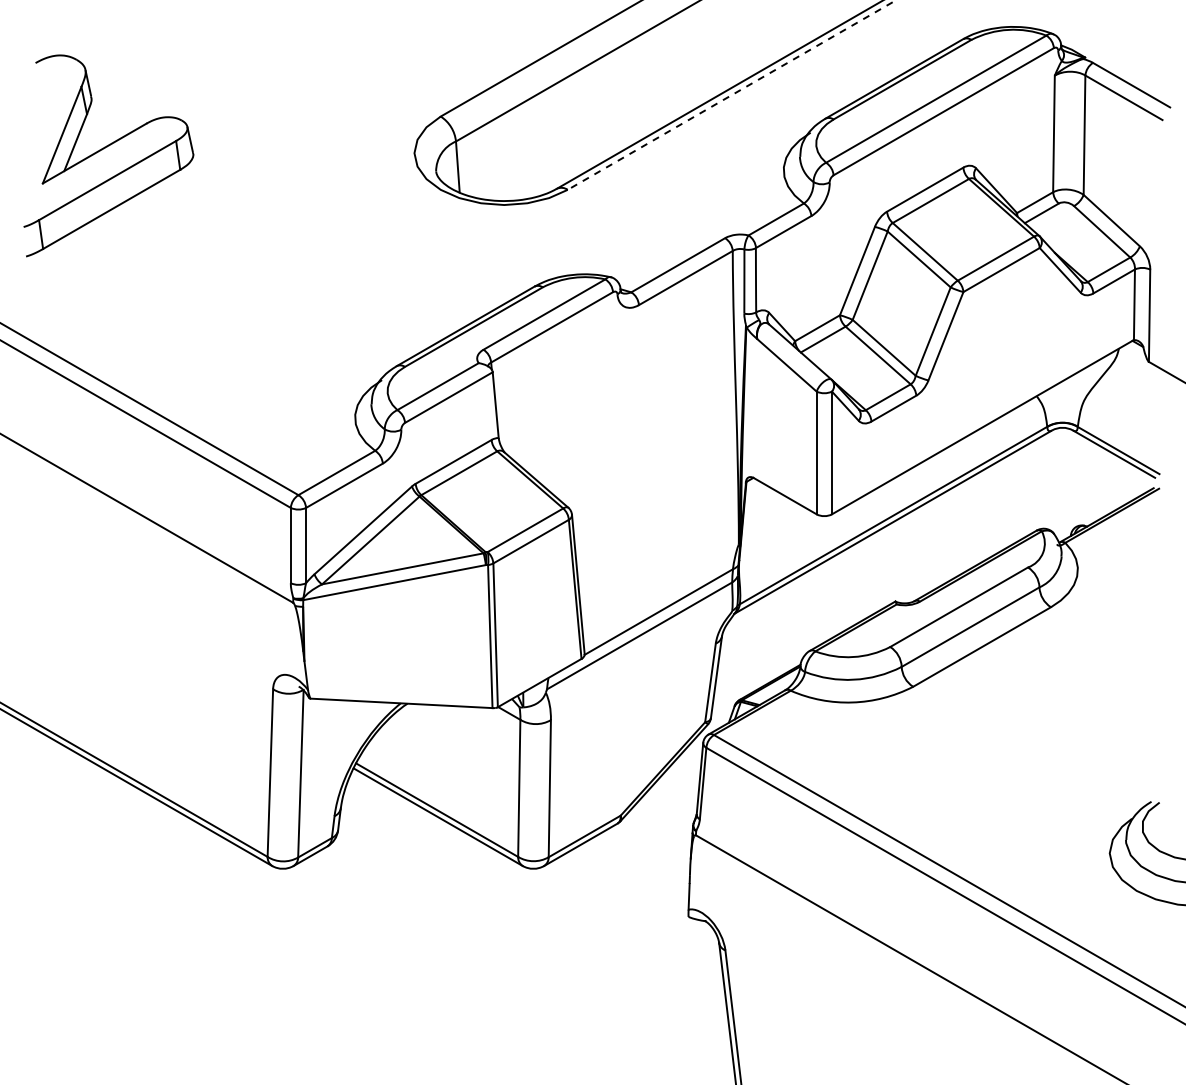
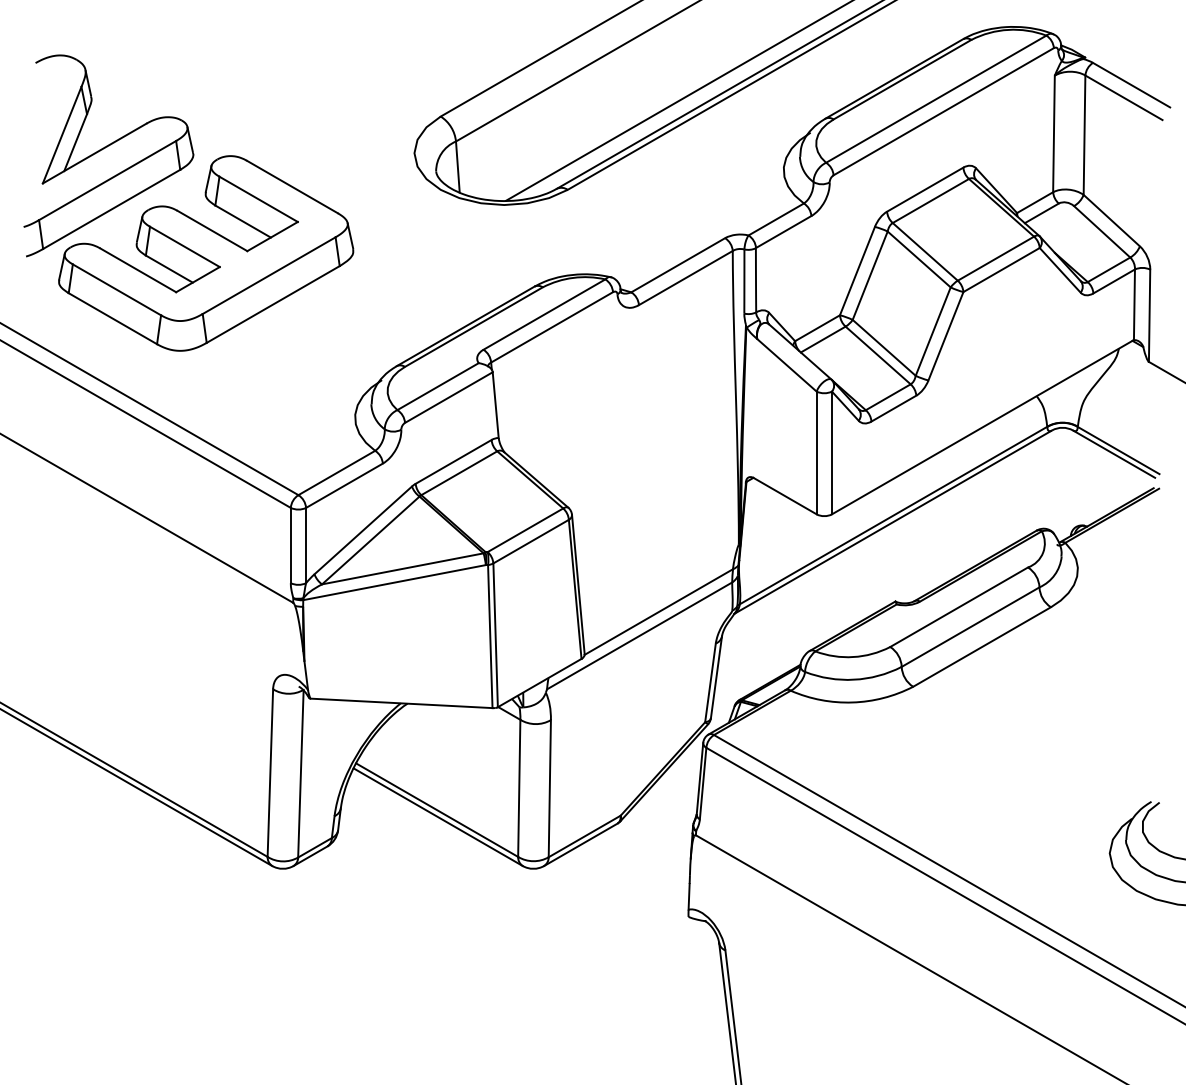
line: dashed -> solid (732, 95)
line: none -> present (678, 101)
part: none -> present (206, 253)
